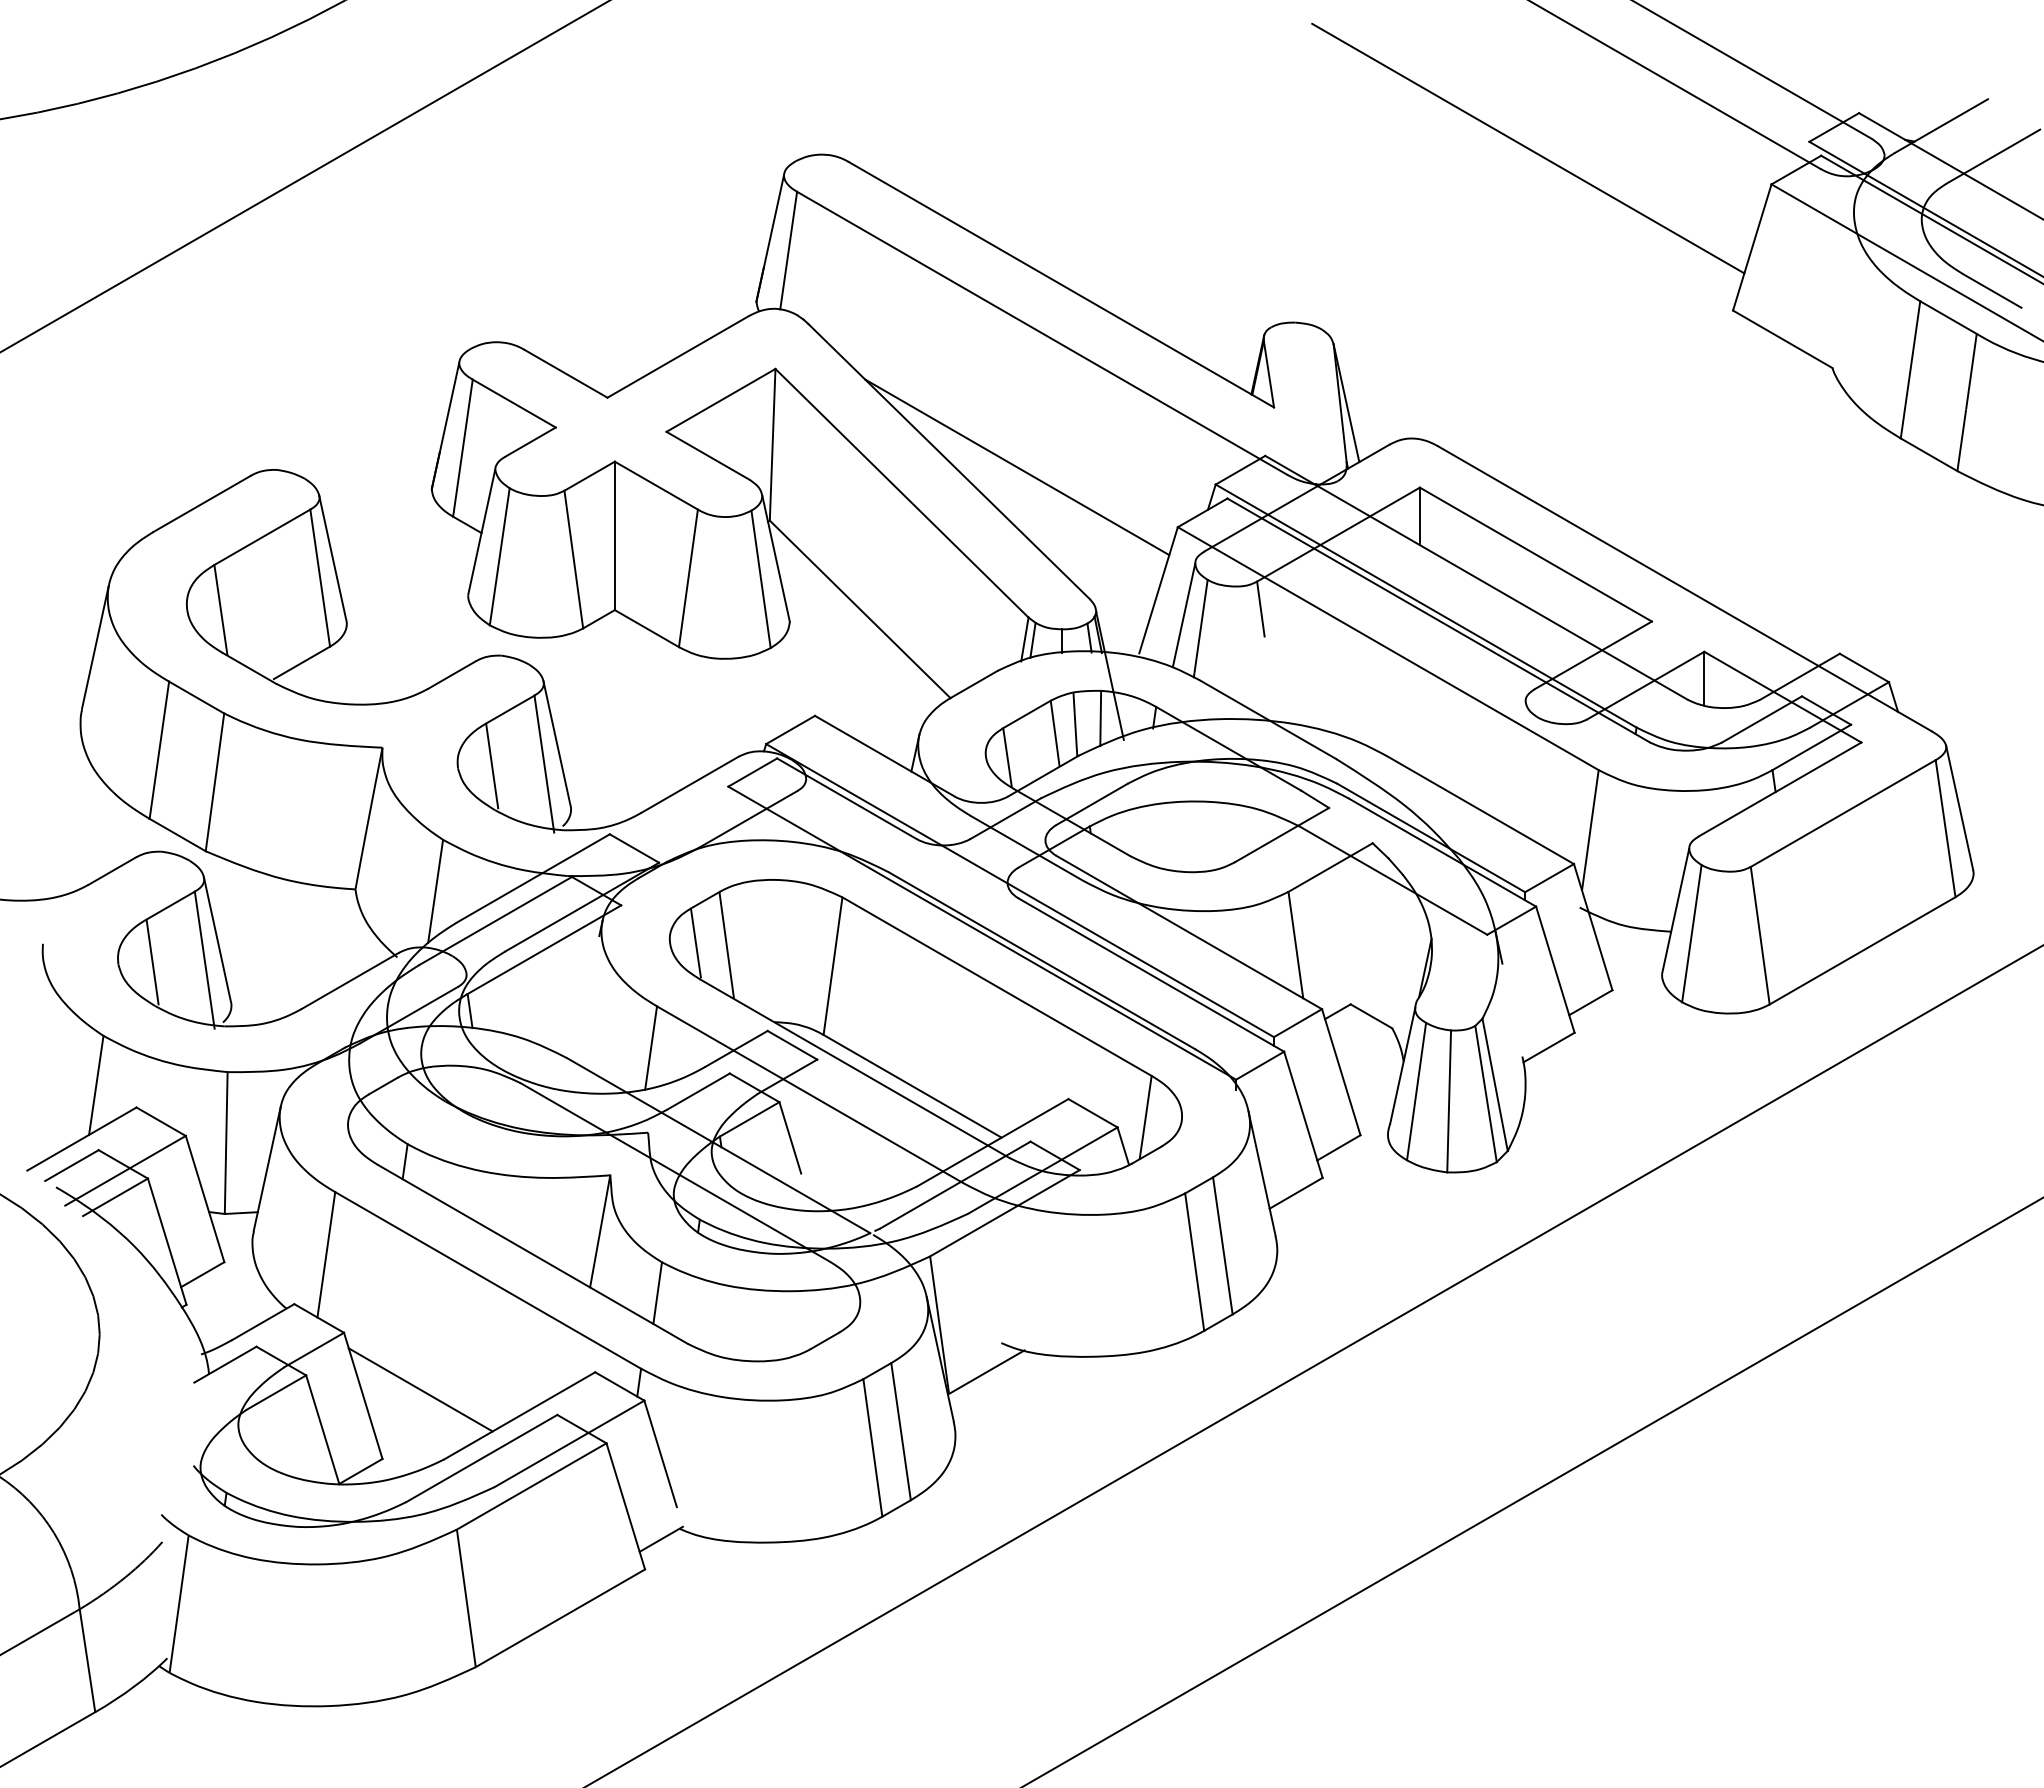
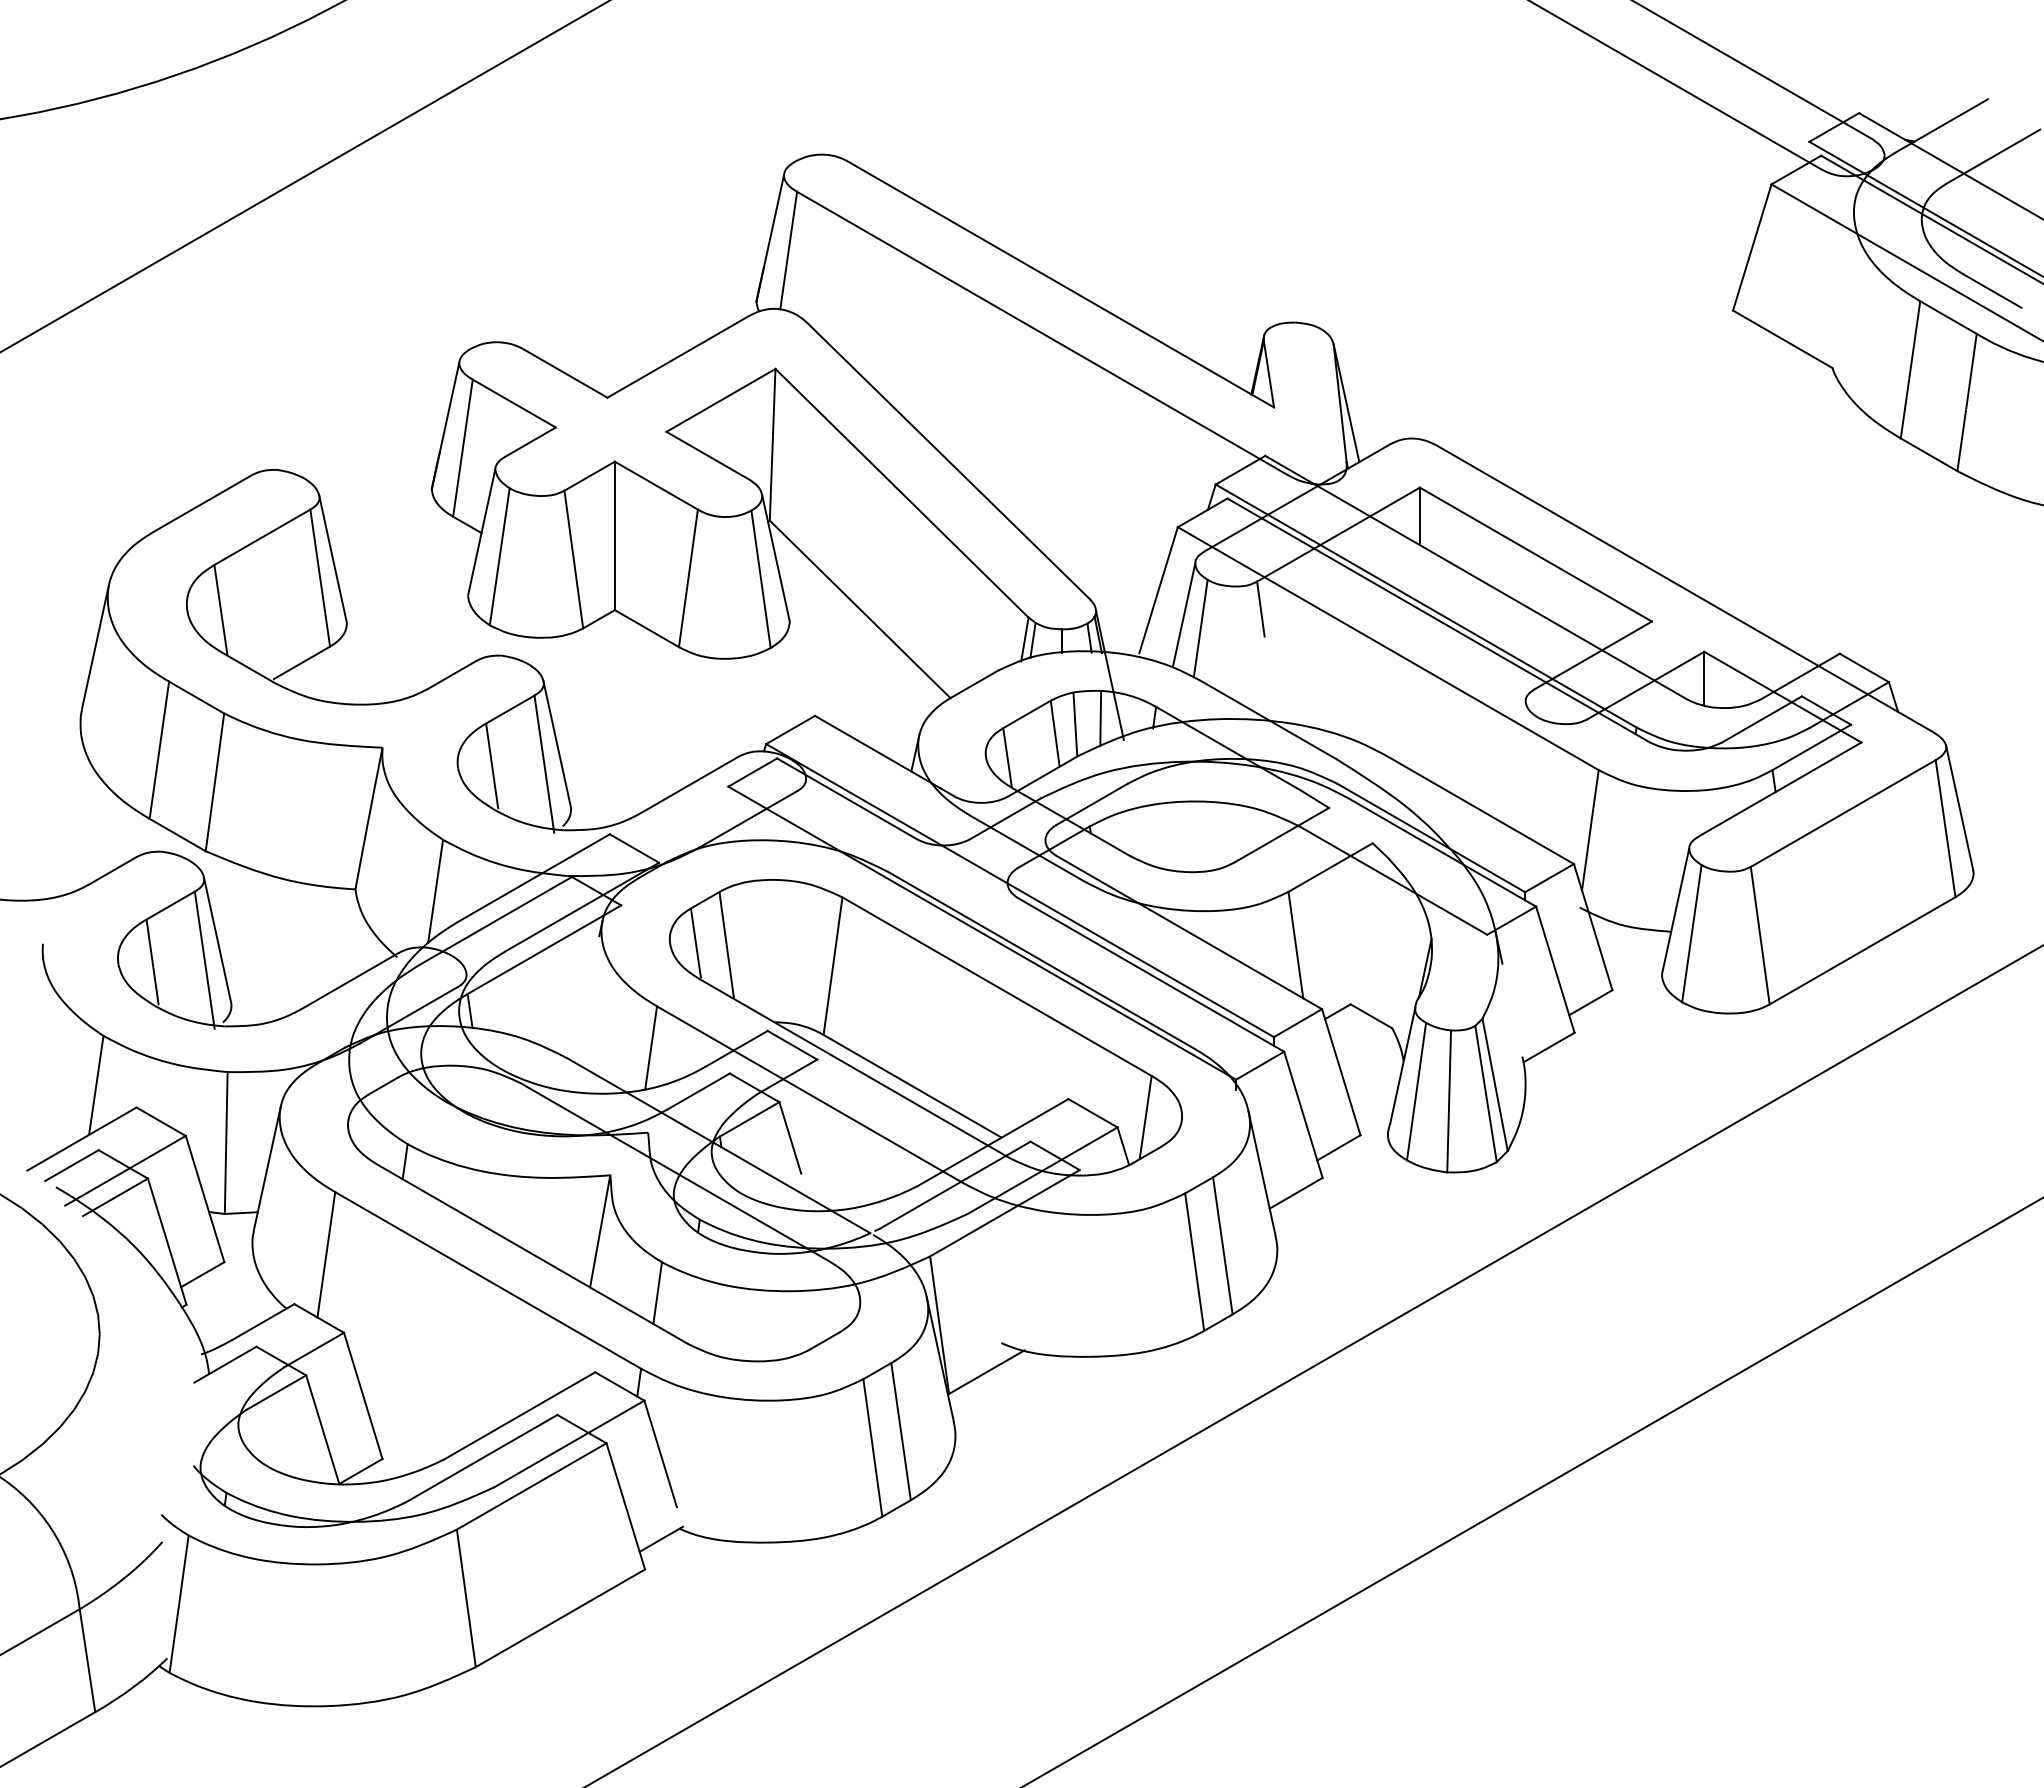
line: present -> none (1528, 148)
line: present -> none (1017, 467)
line: present -> none (420, 1389)
